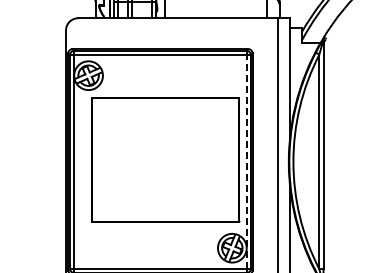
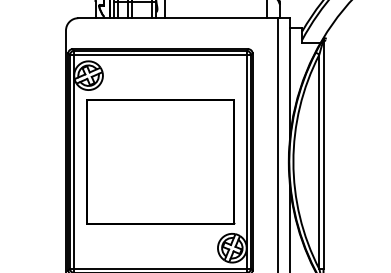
part position: (165, 159) -> (160, 161) (160, 161)
line: dashed -> solid (246, 161)
